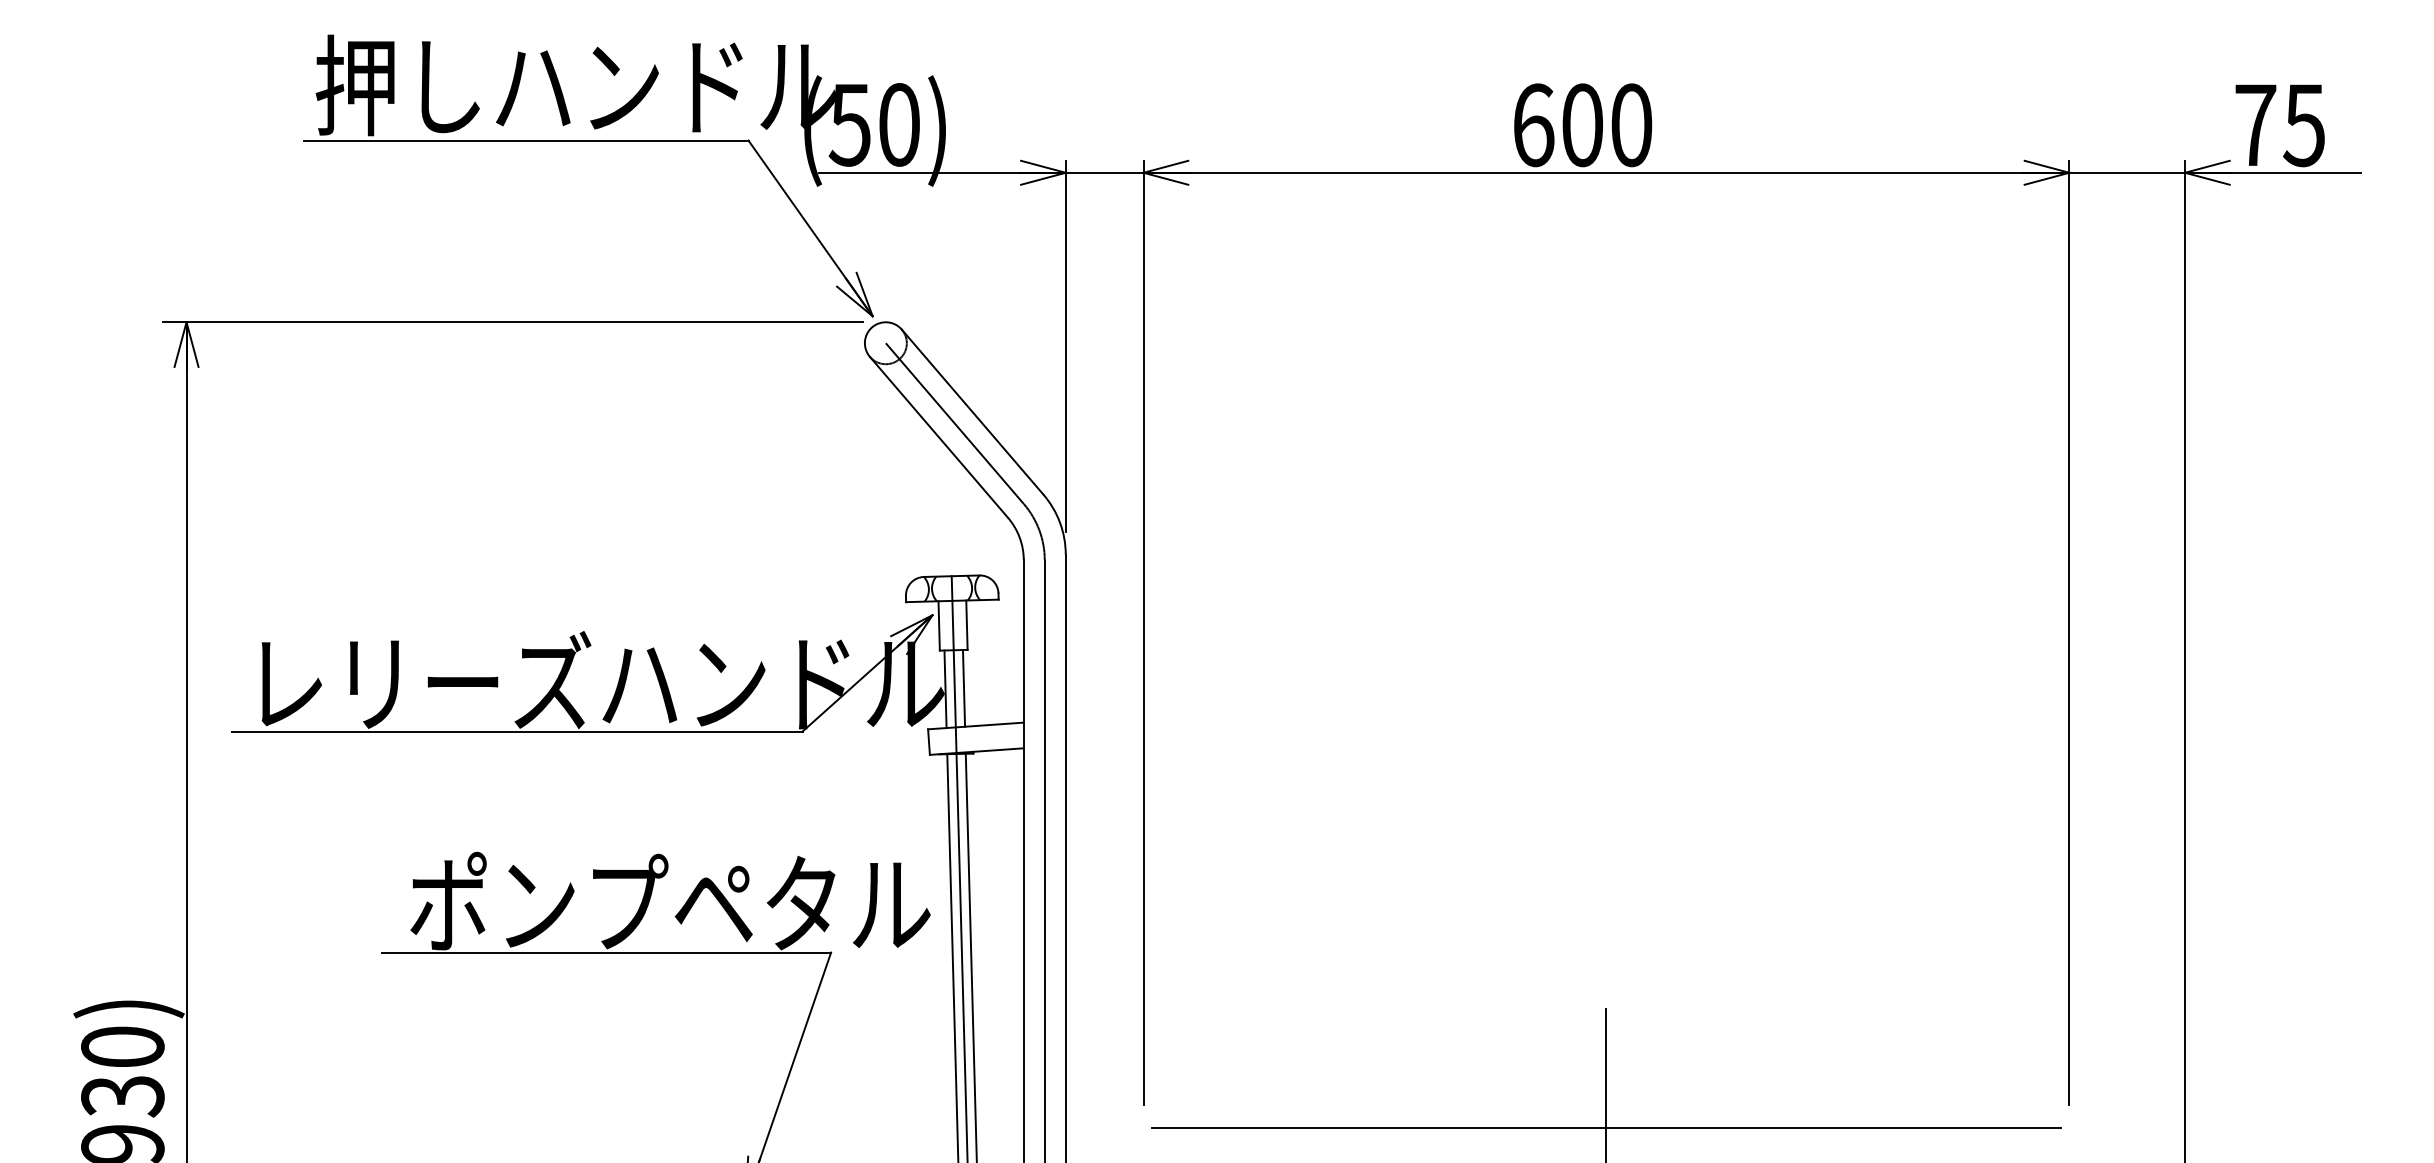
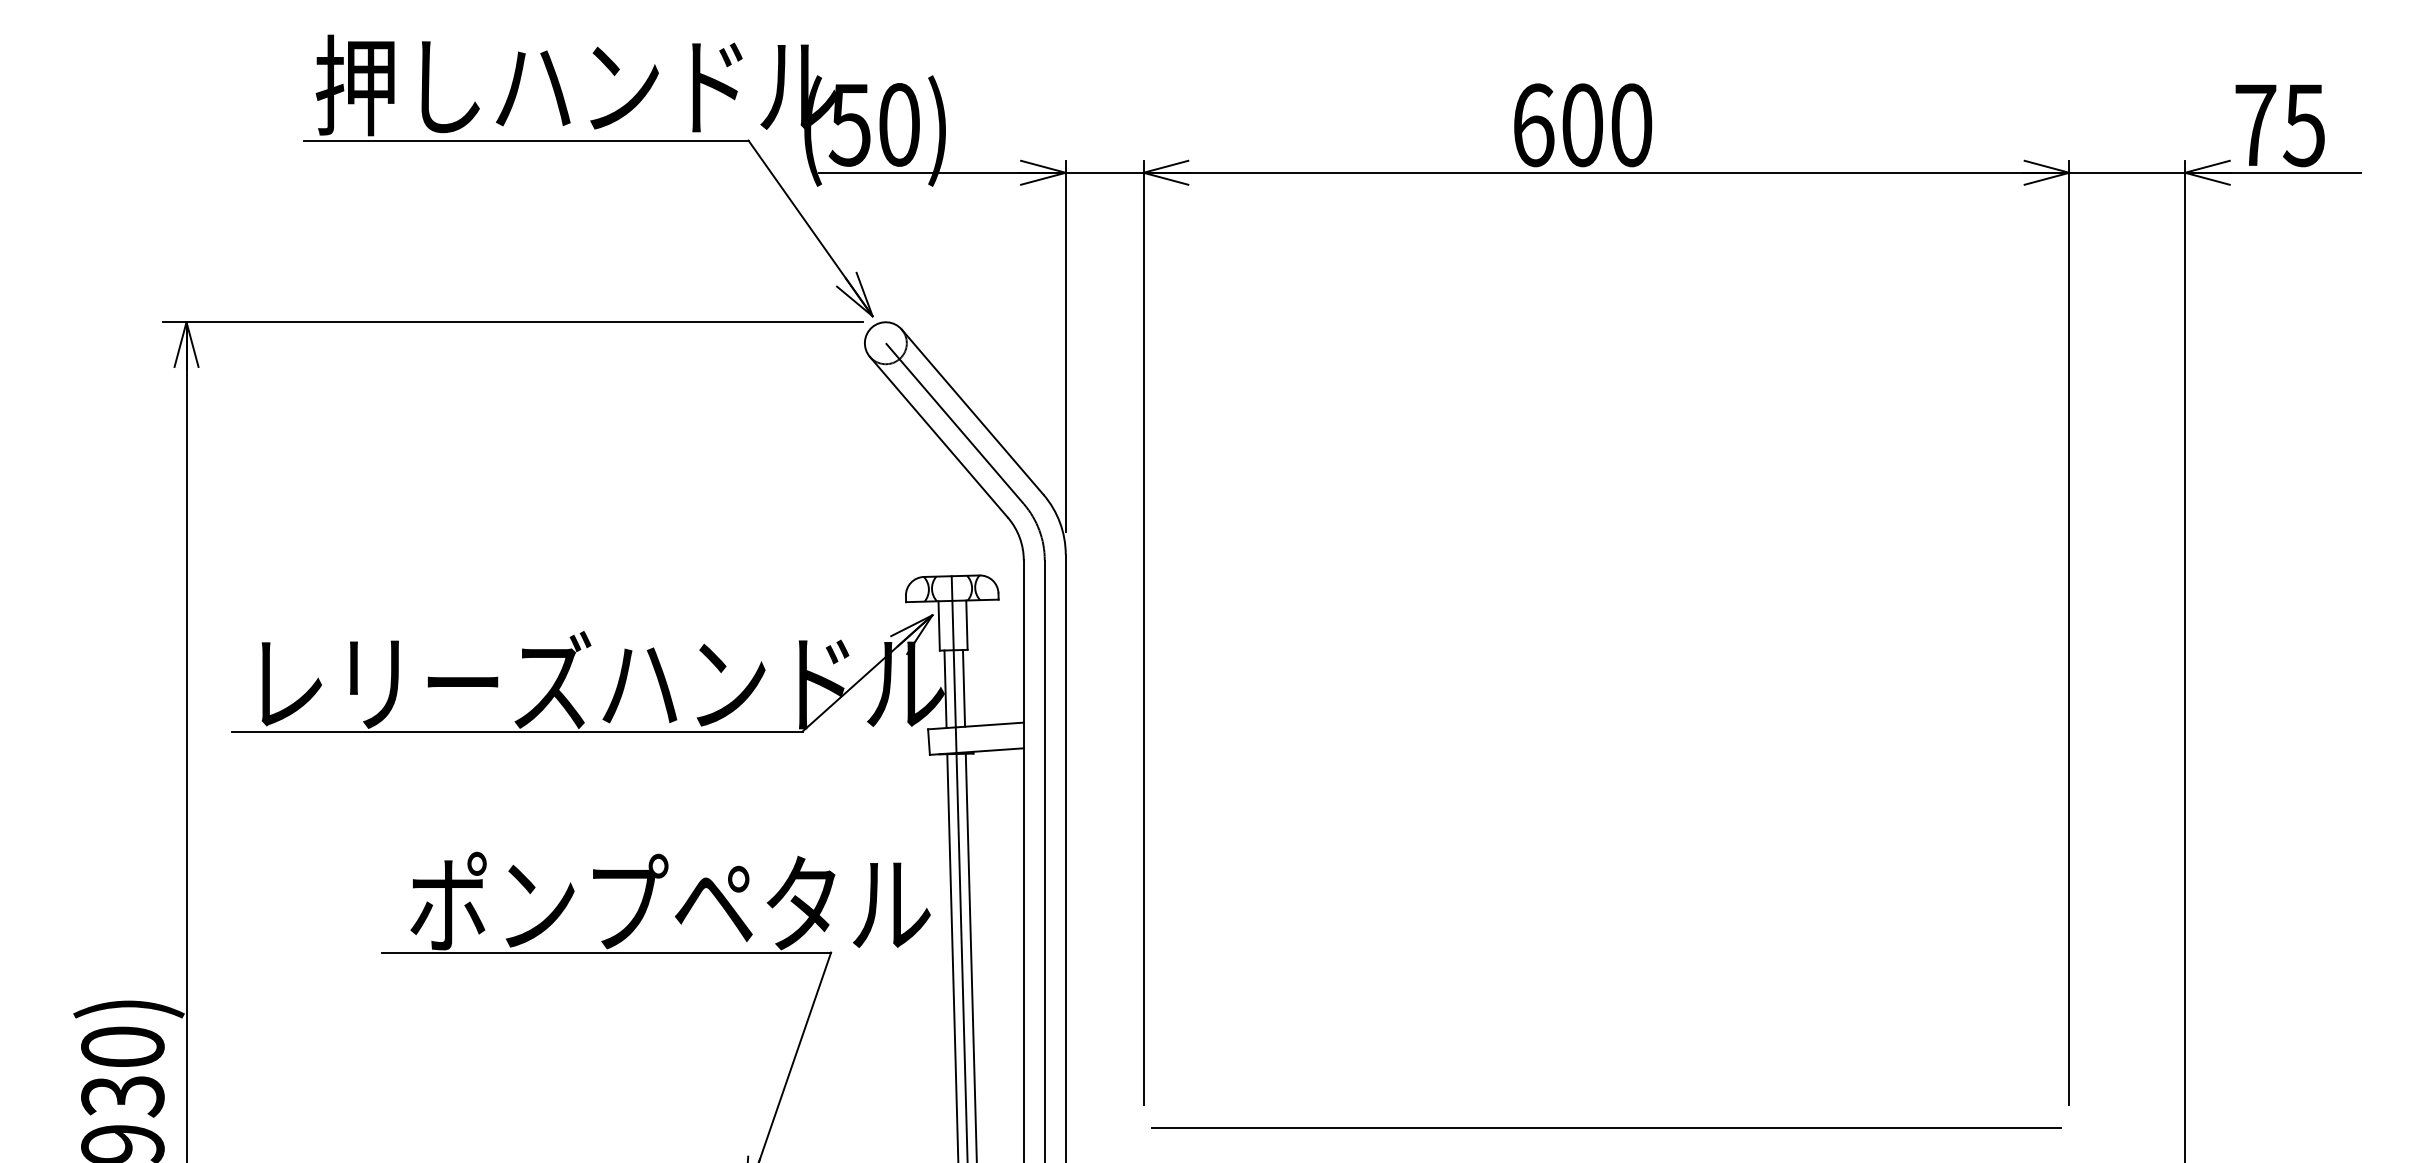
line: present -> none (1606, 1083)
